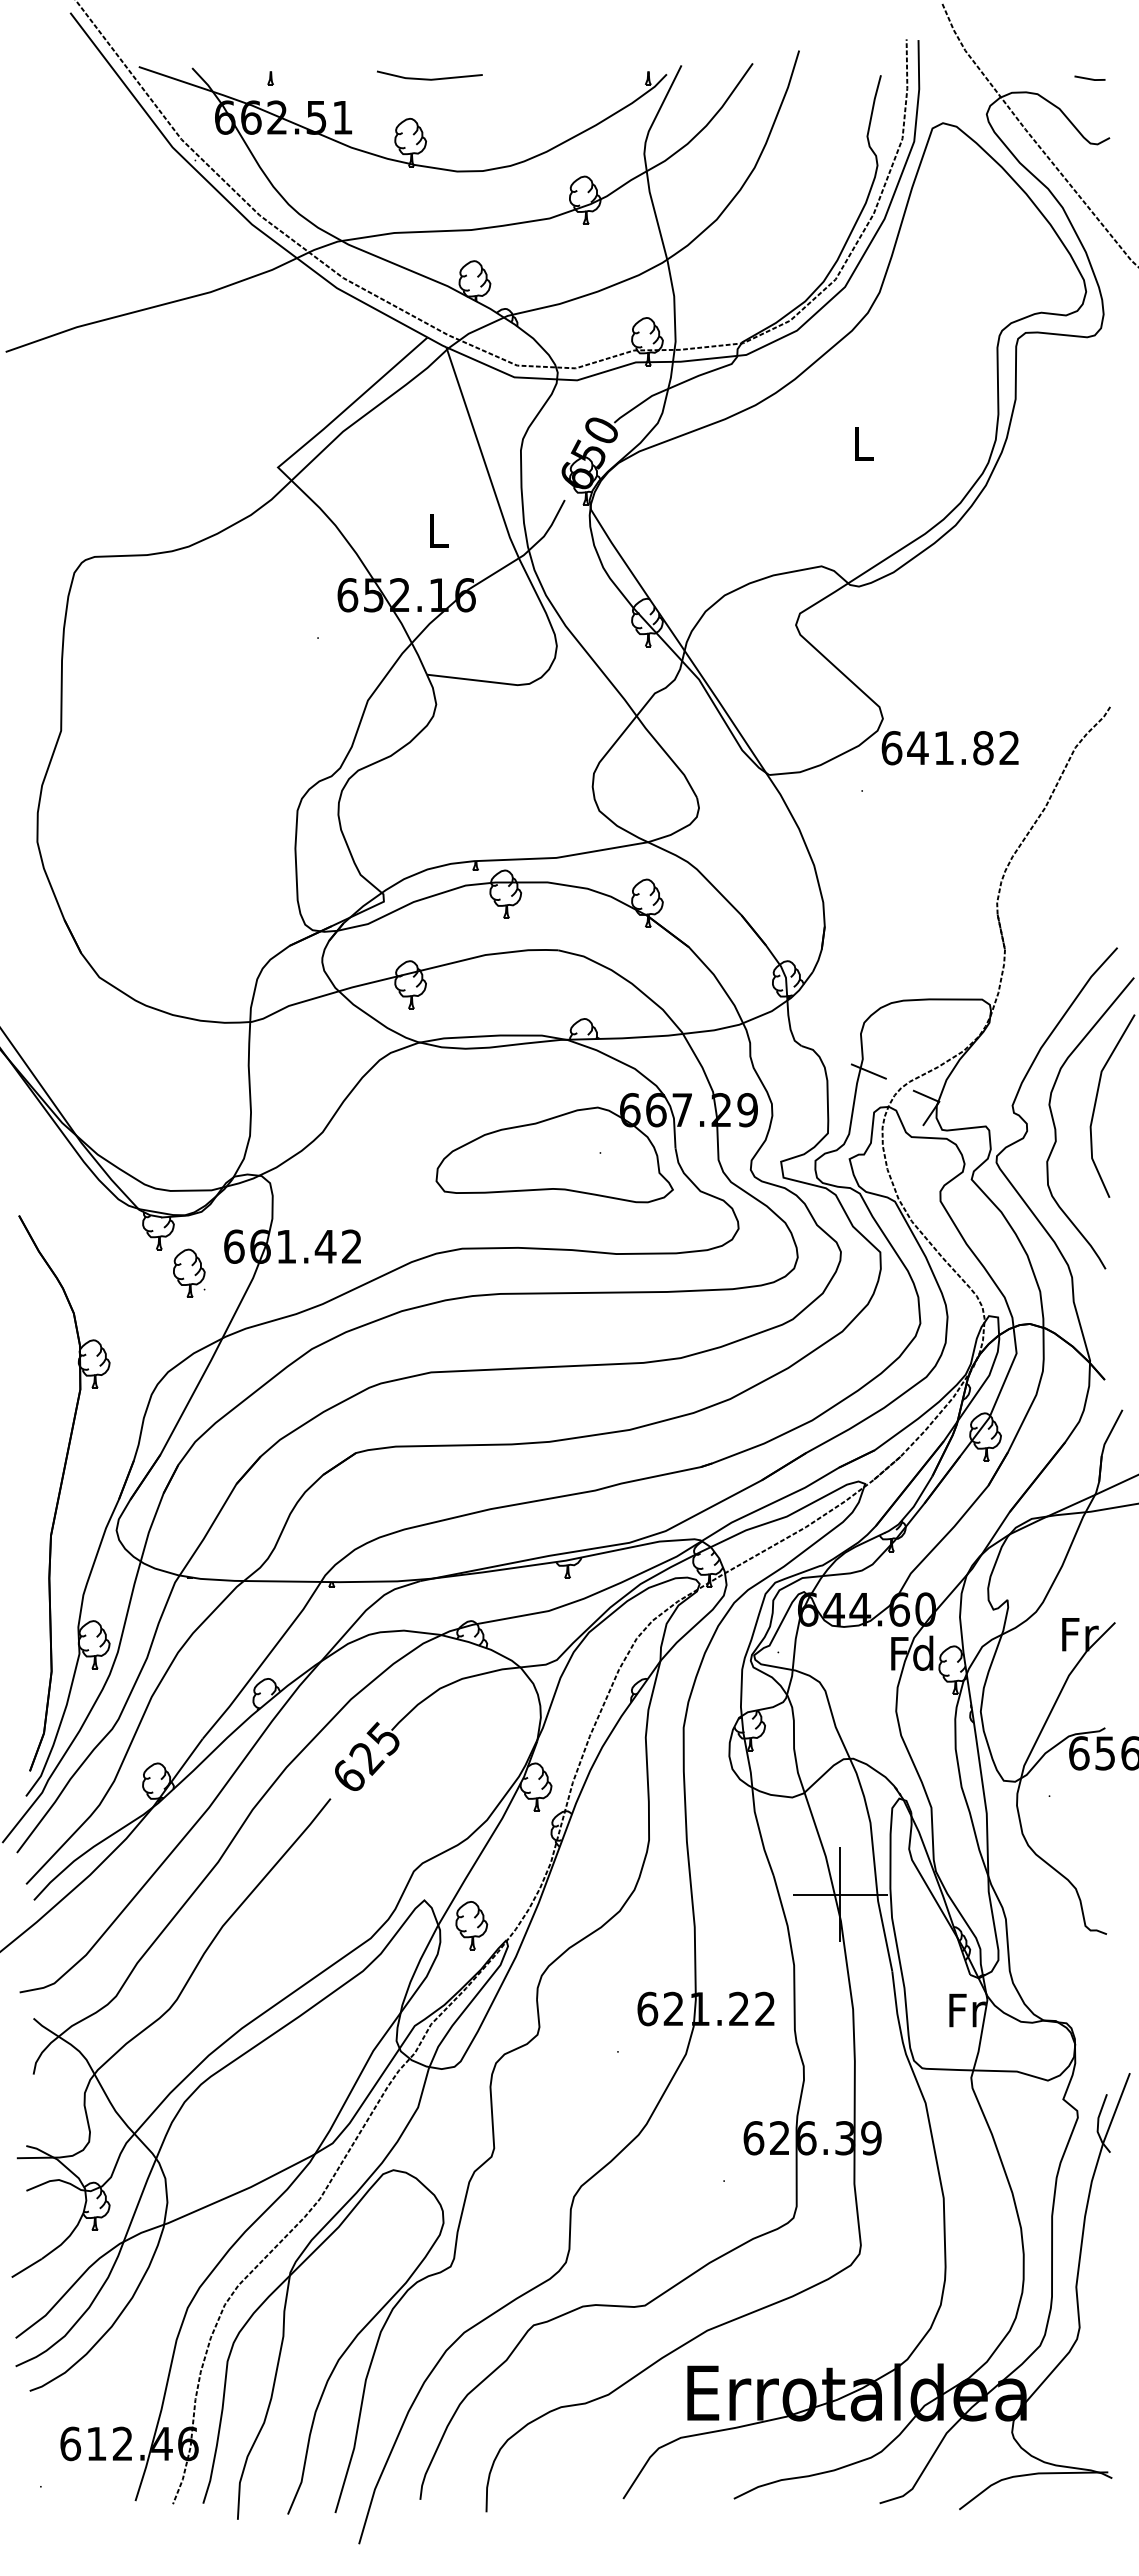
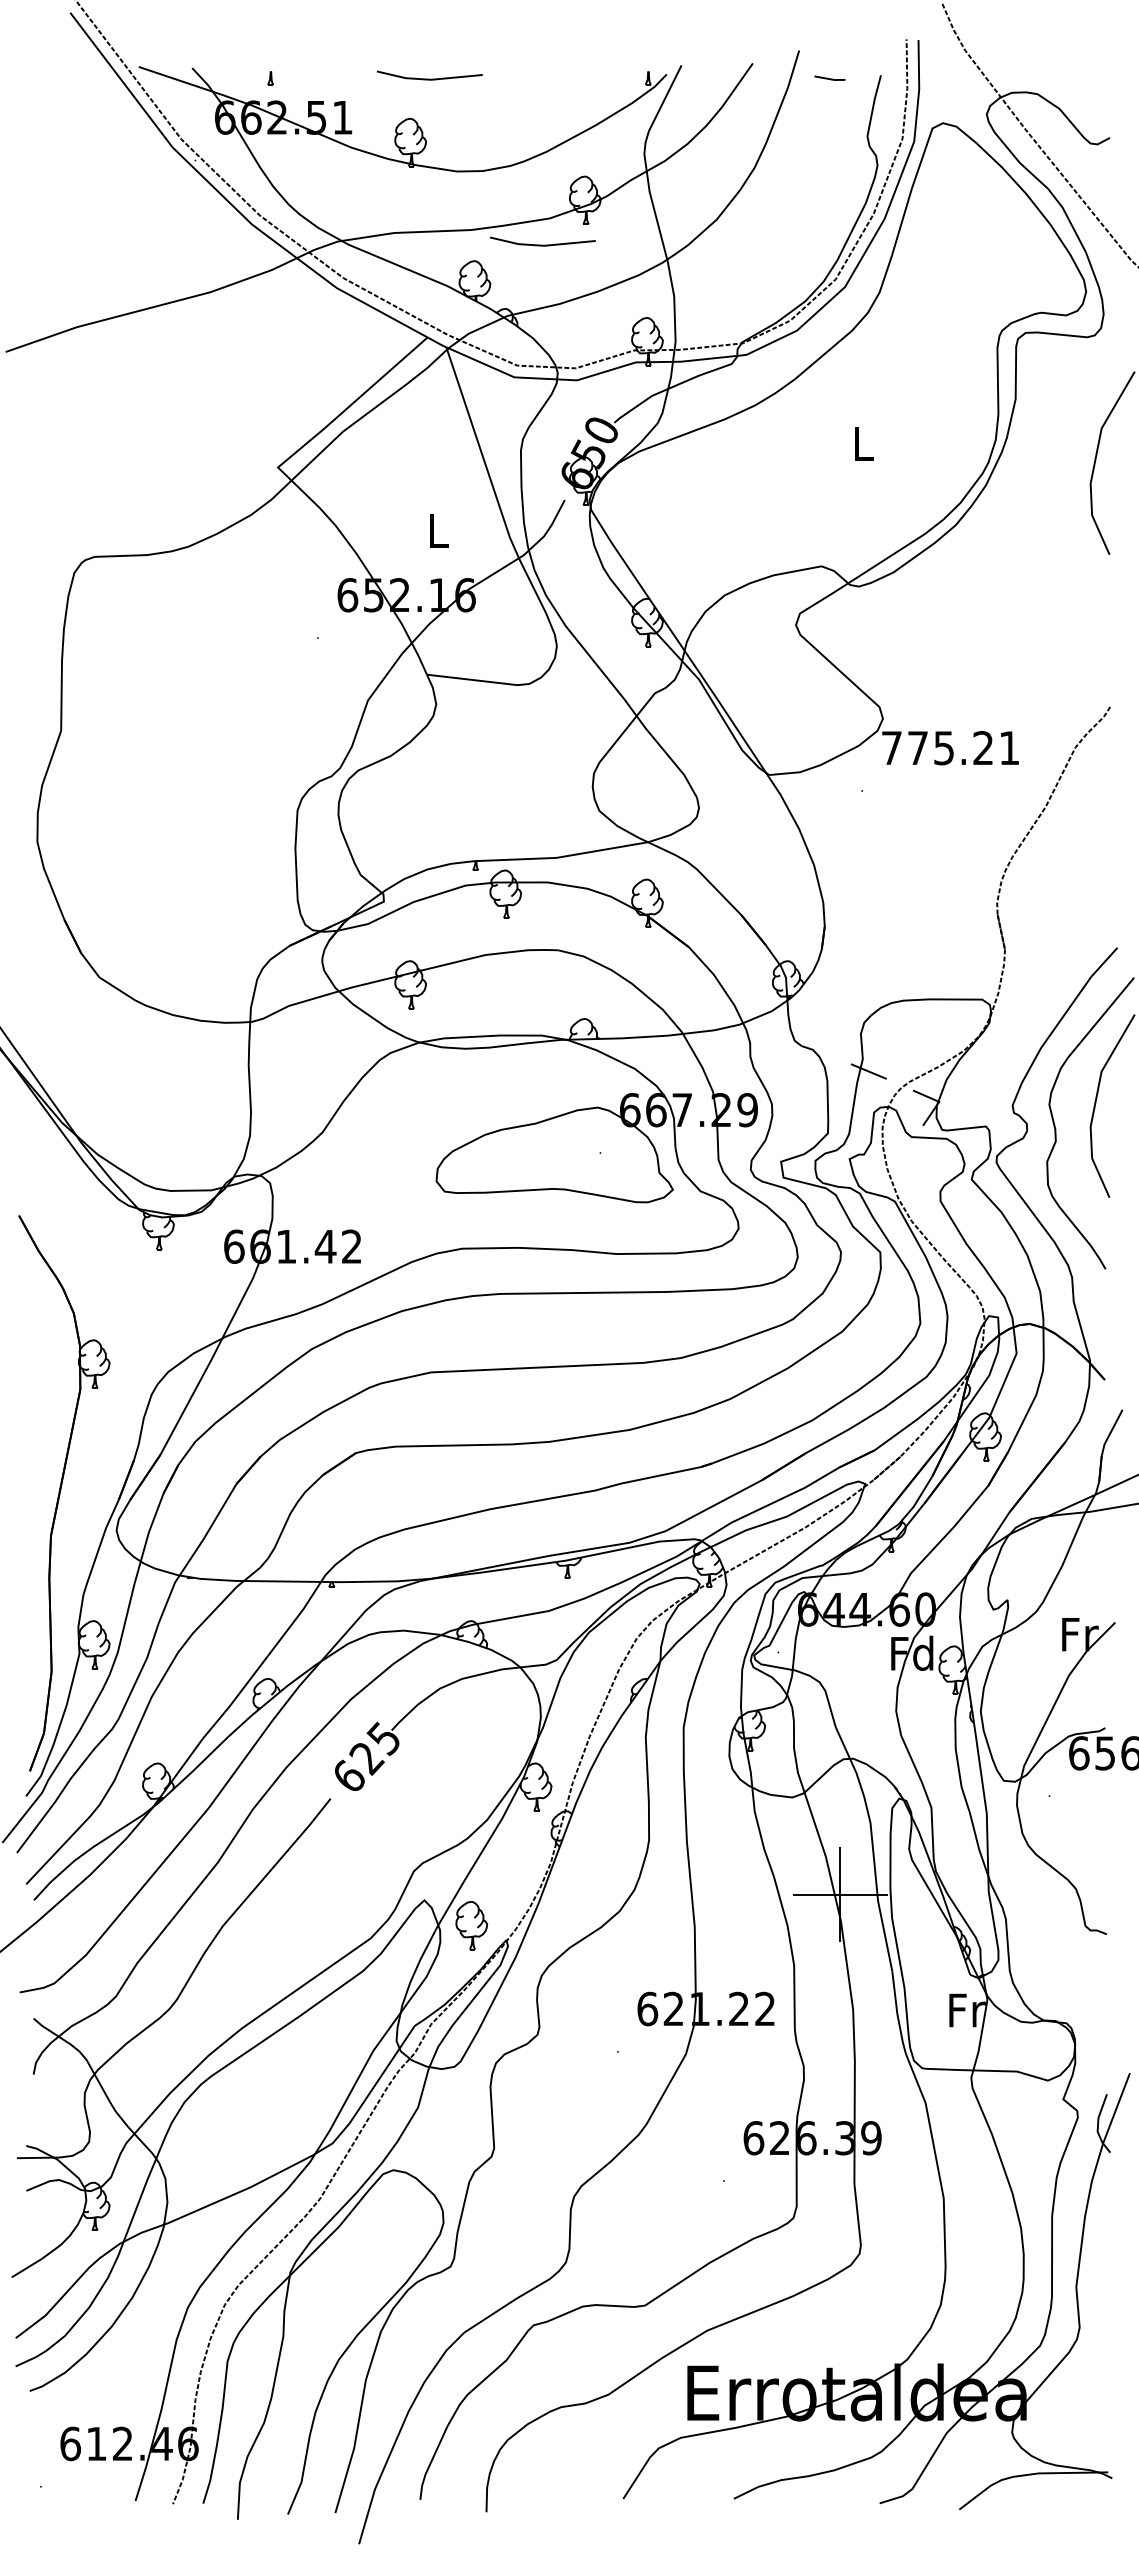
line position: (1089, 78) -> (829, 78) (829, 78)
line: none -> present (542, 244)
line: none -> present (1096, 460)
text: 641.82 -> 775.21 (949, 748)
part: present -> none (189, 1272)
